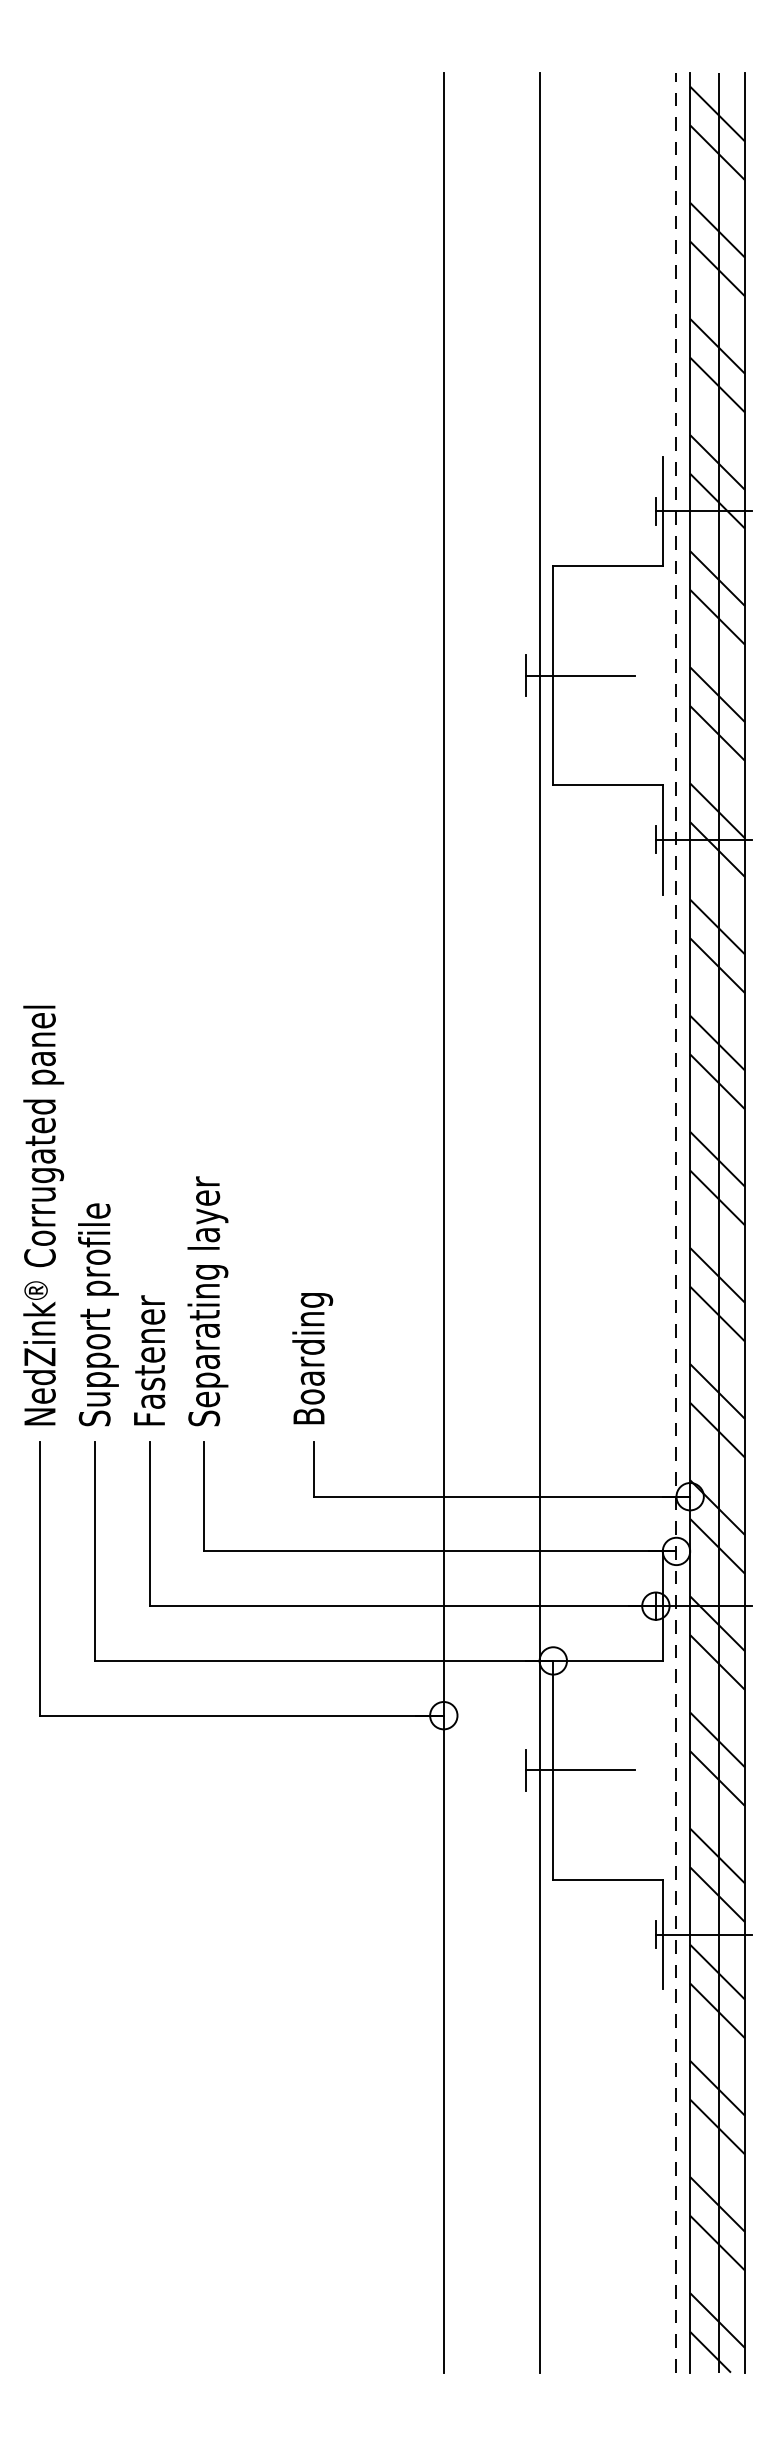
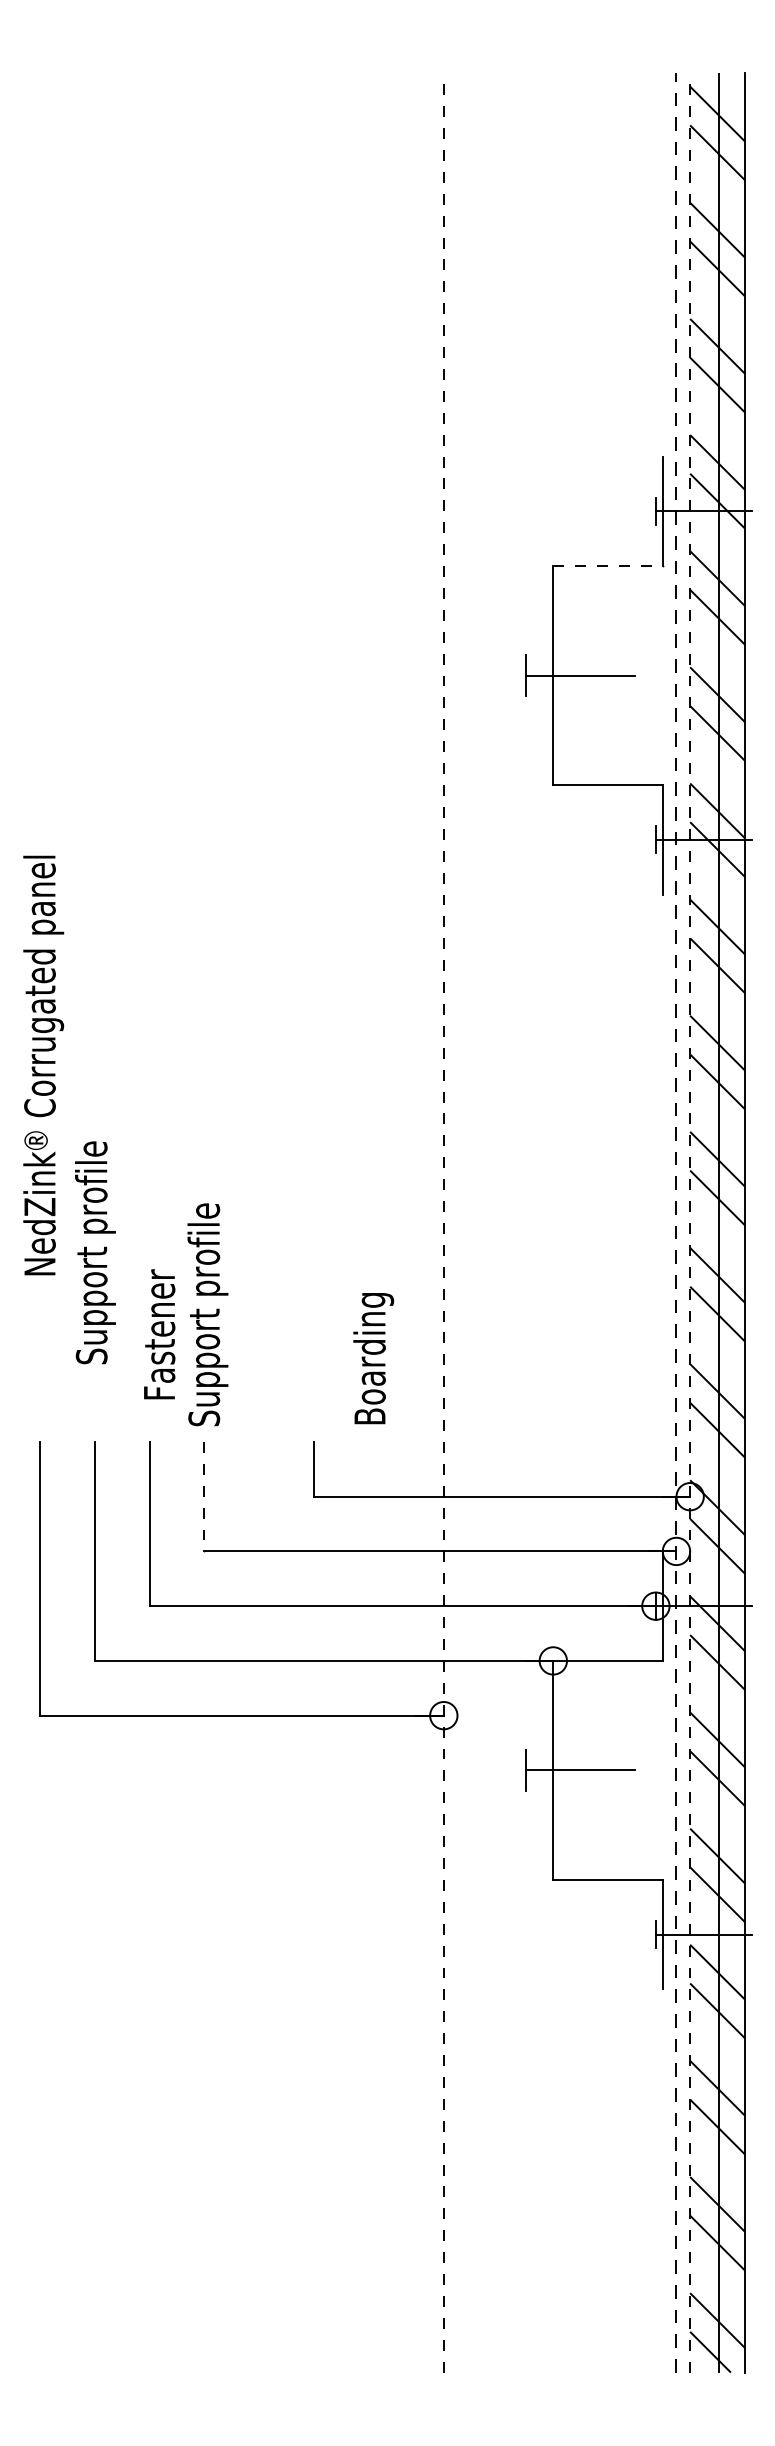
line: solid -> dashed (608, 566)
text position: (43, 1215) -> (43, 1065) (43, 1065)
line: solid -> dashed (443, 1222)
line: present -> none (539, 1222)
line: solid -> dashed (690, 1222)
text: Separating layer -> Support profile (207, 1291)
text position: (98, 1314) -> (95, 1252) (95, 1252)
text position: (312, 1358) -> (373, 1358) (373, 1358)
text position: (149, 1360) -> (159, 1334) (159, 1334)
line: solid -> dashed (204, 1496)
